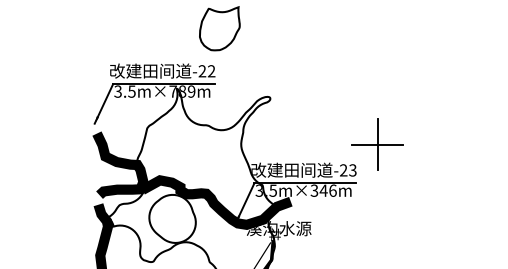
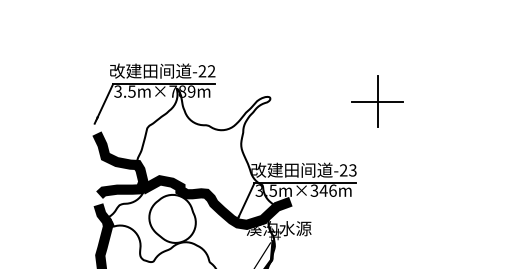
part: present -> none (219, 28)
part position: (377, 144) -> (377, 101) (377, 101)
